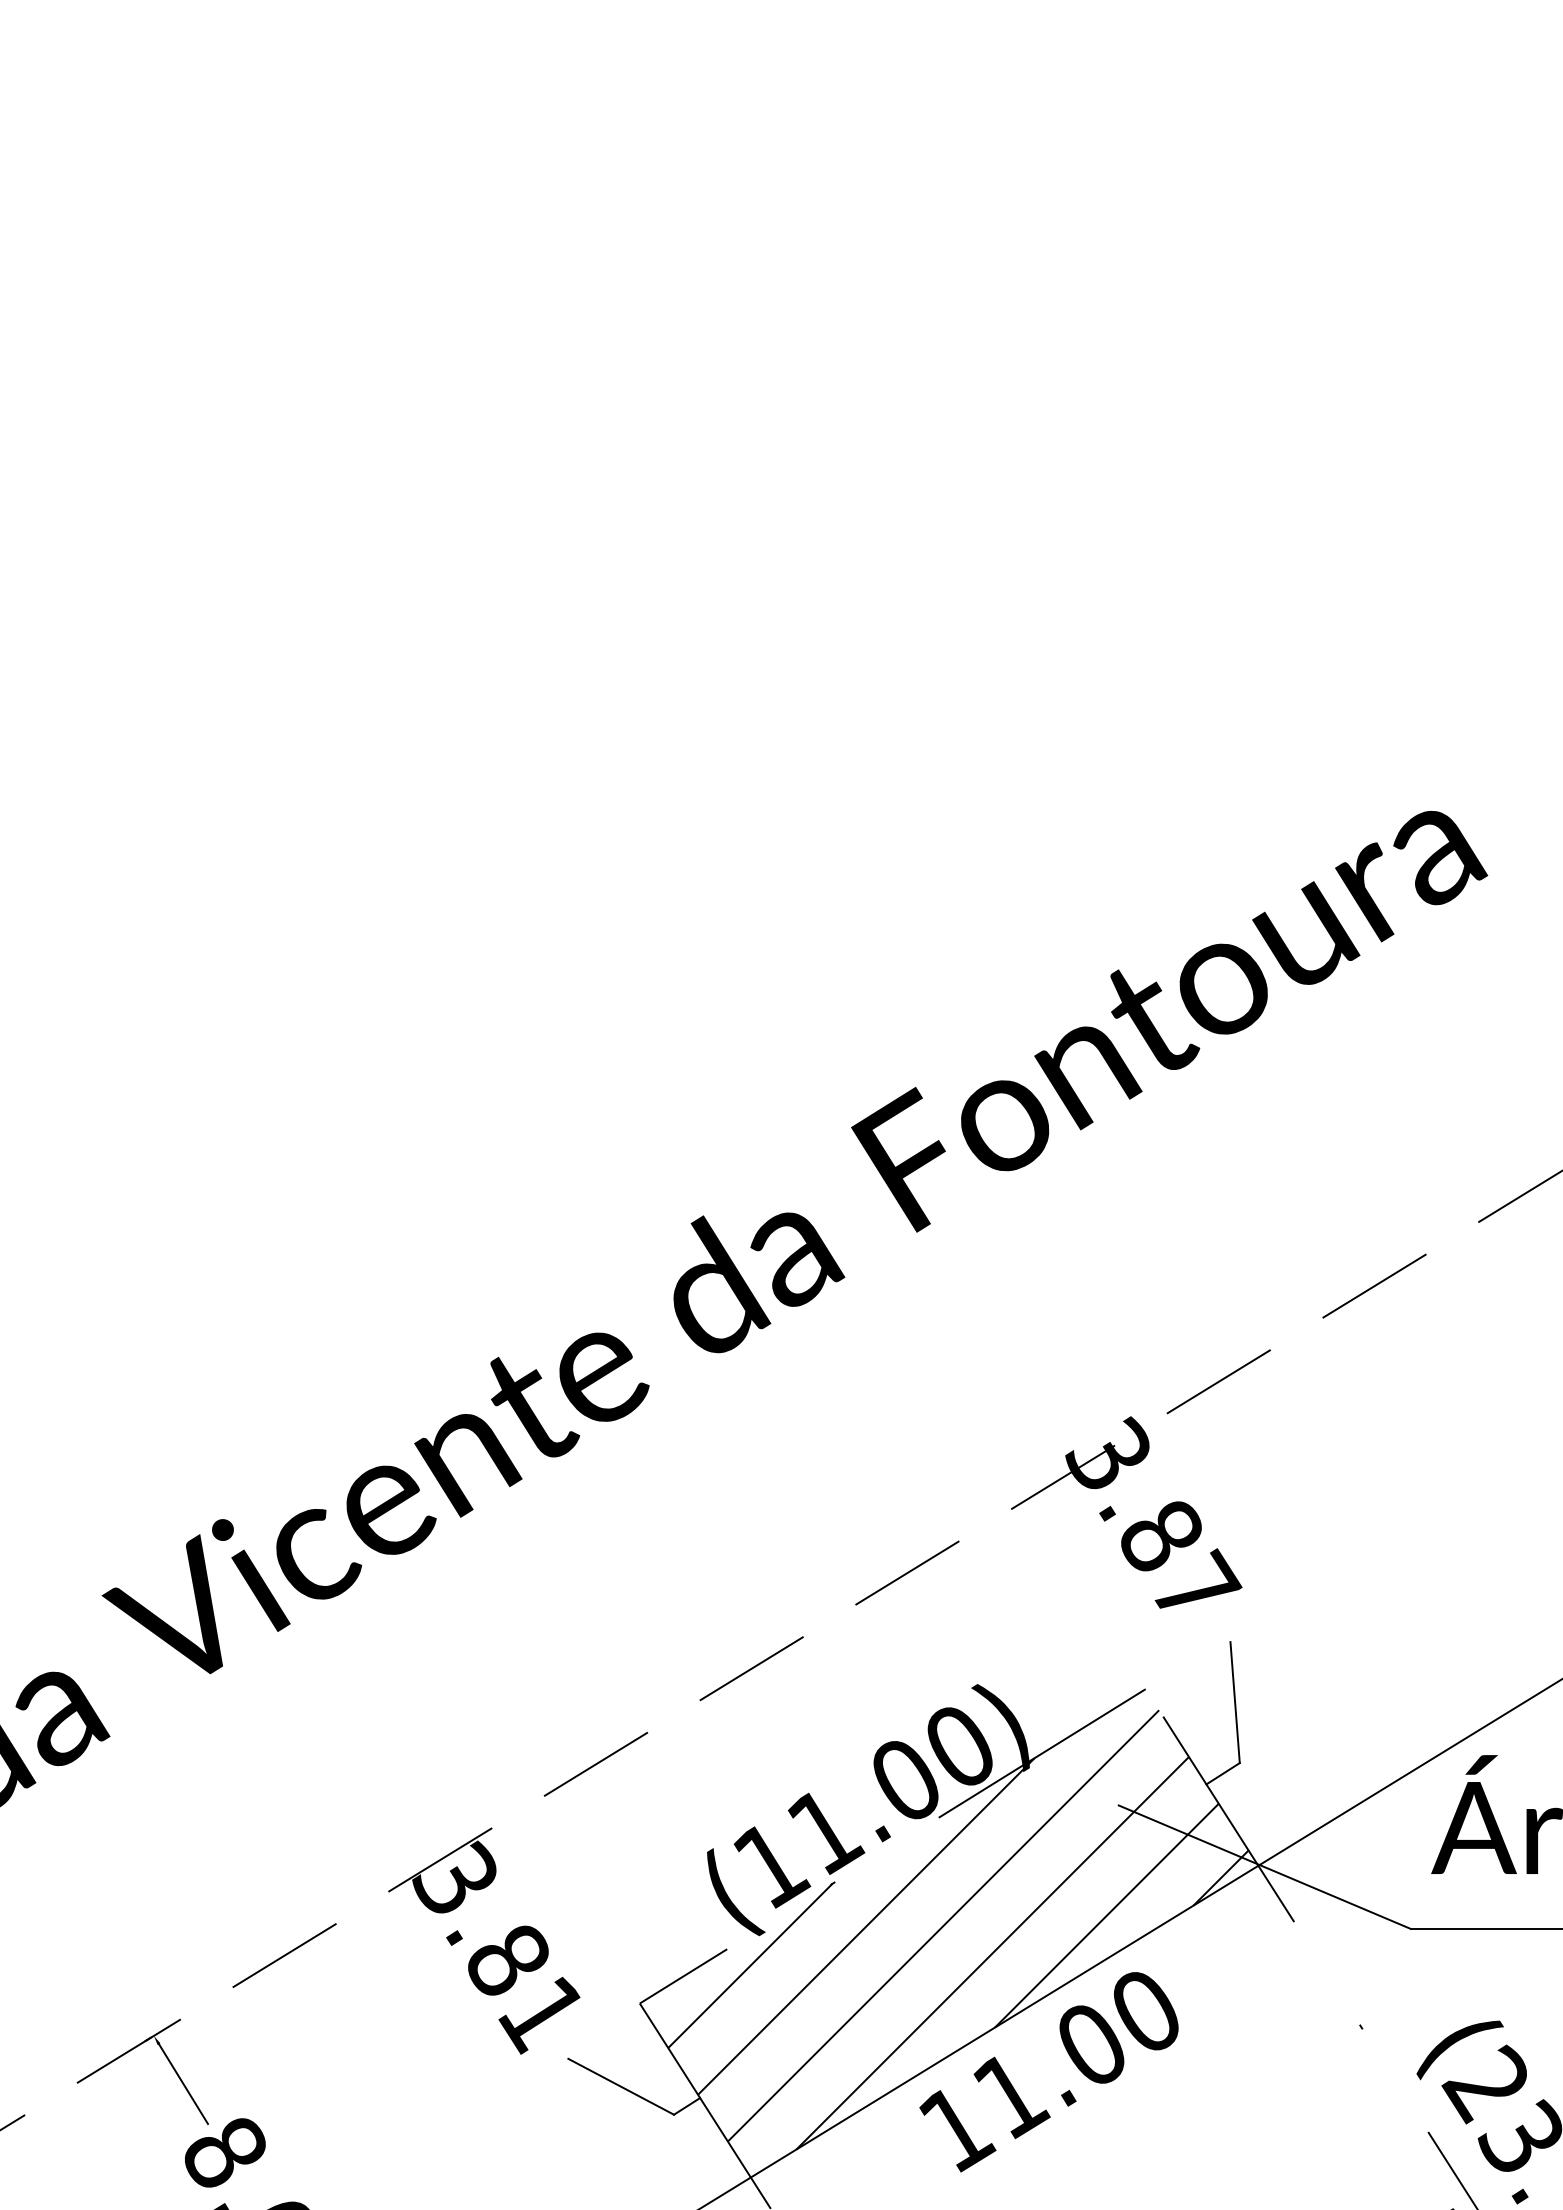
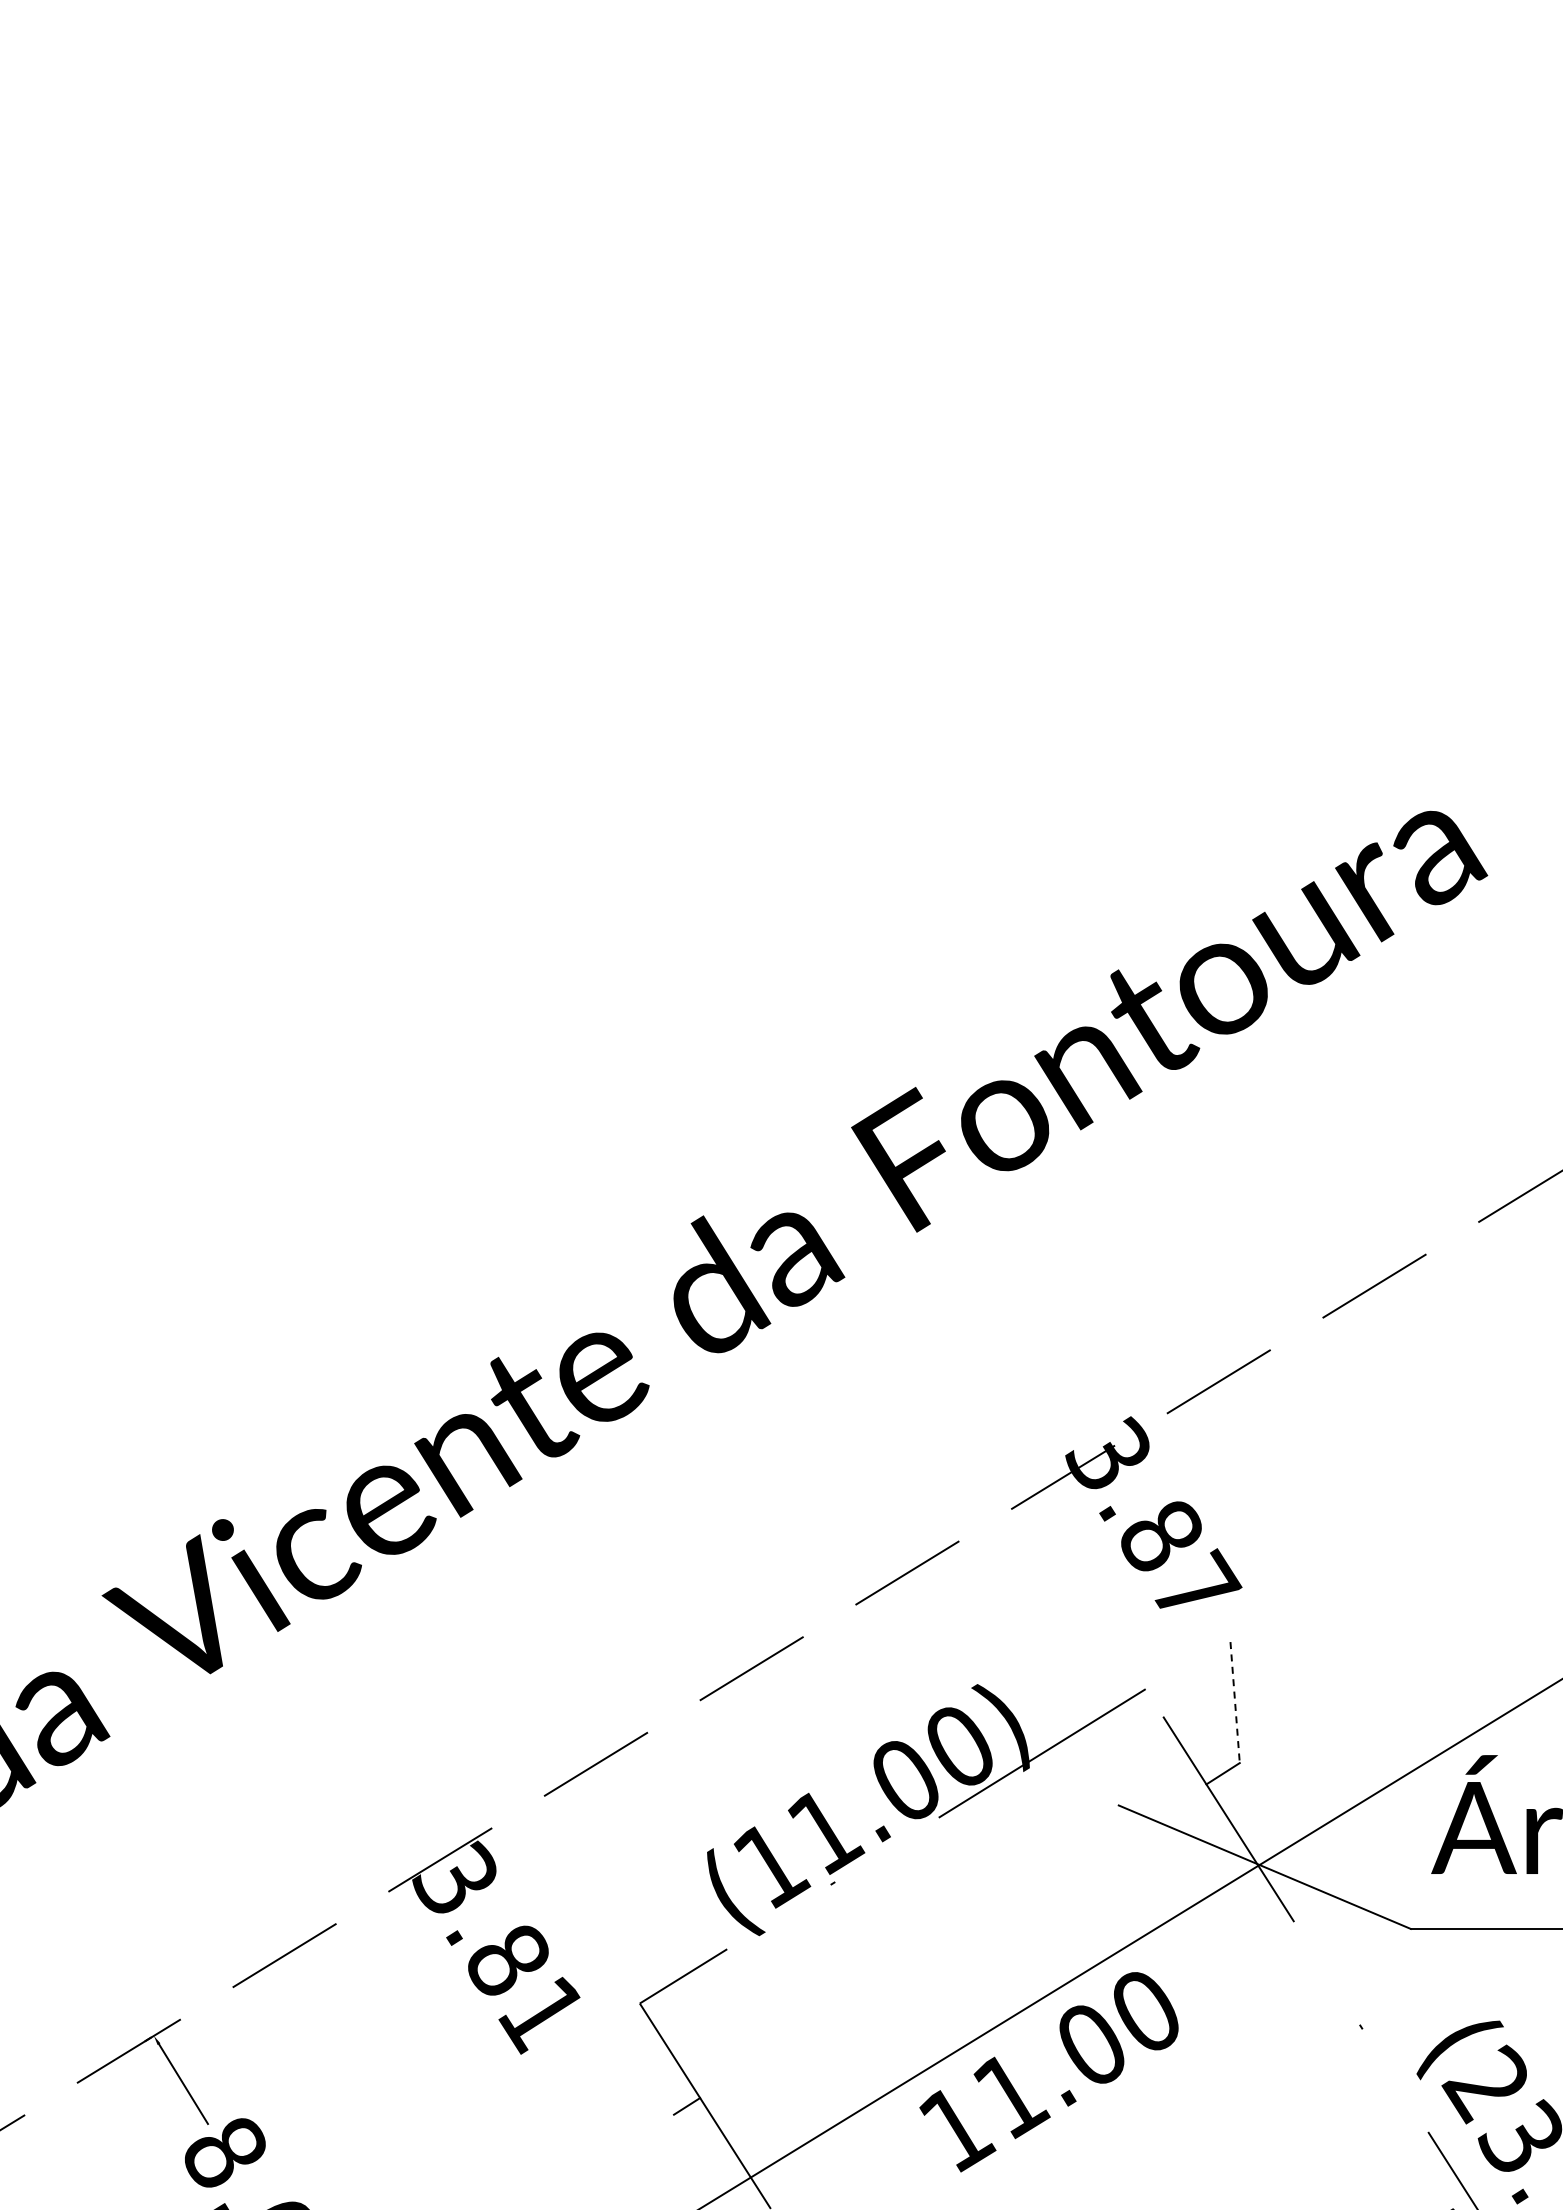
line: solid -> dashed (1235, 1702)
hatch: present -> none (958, 1929)
line: present -> none (621, 2086)
